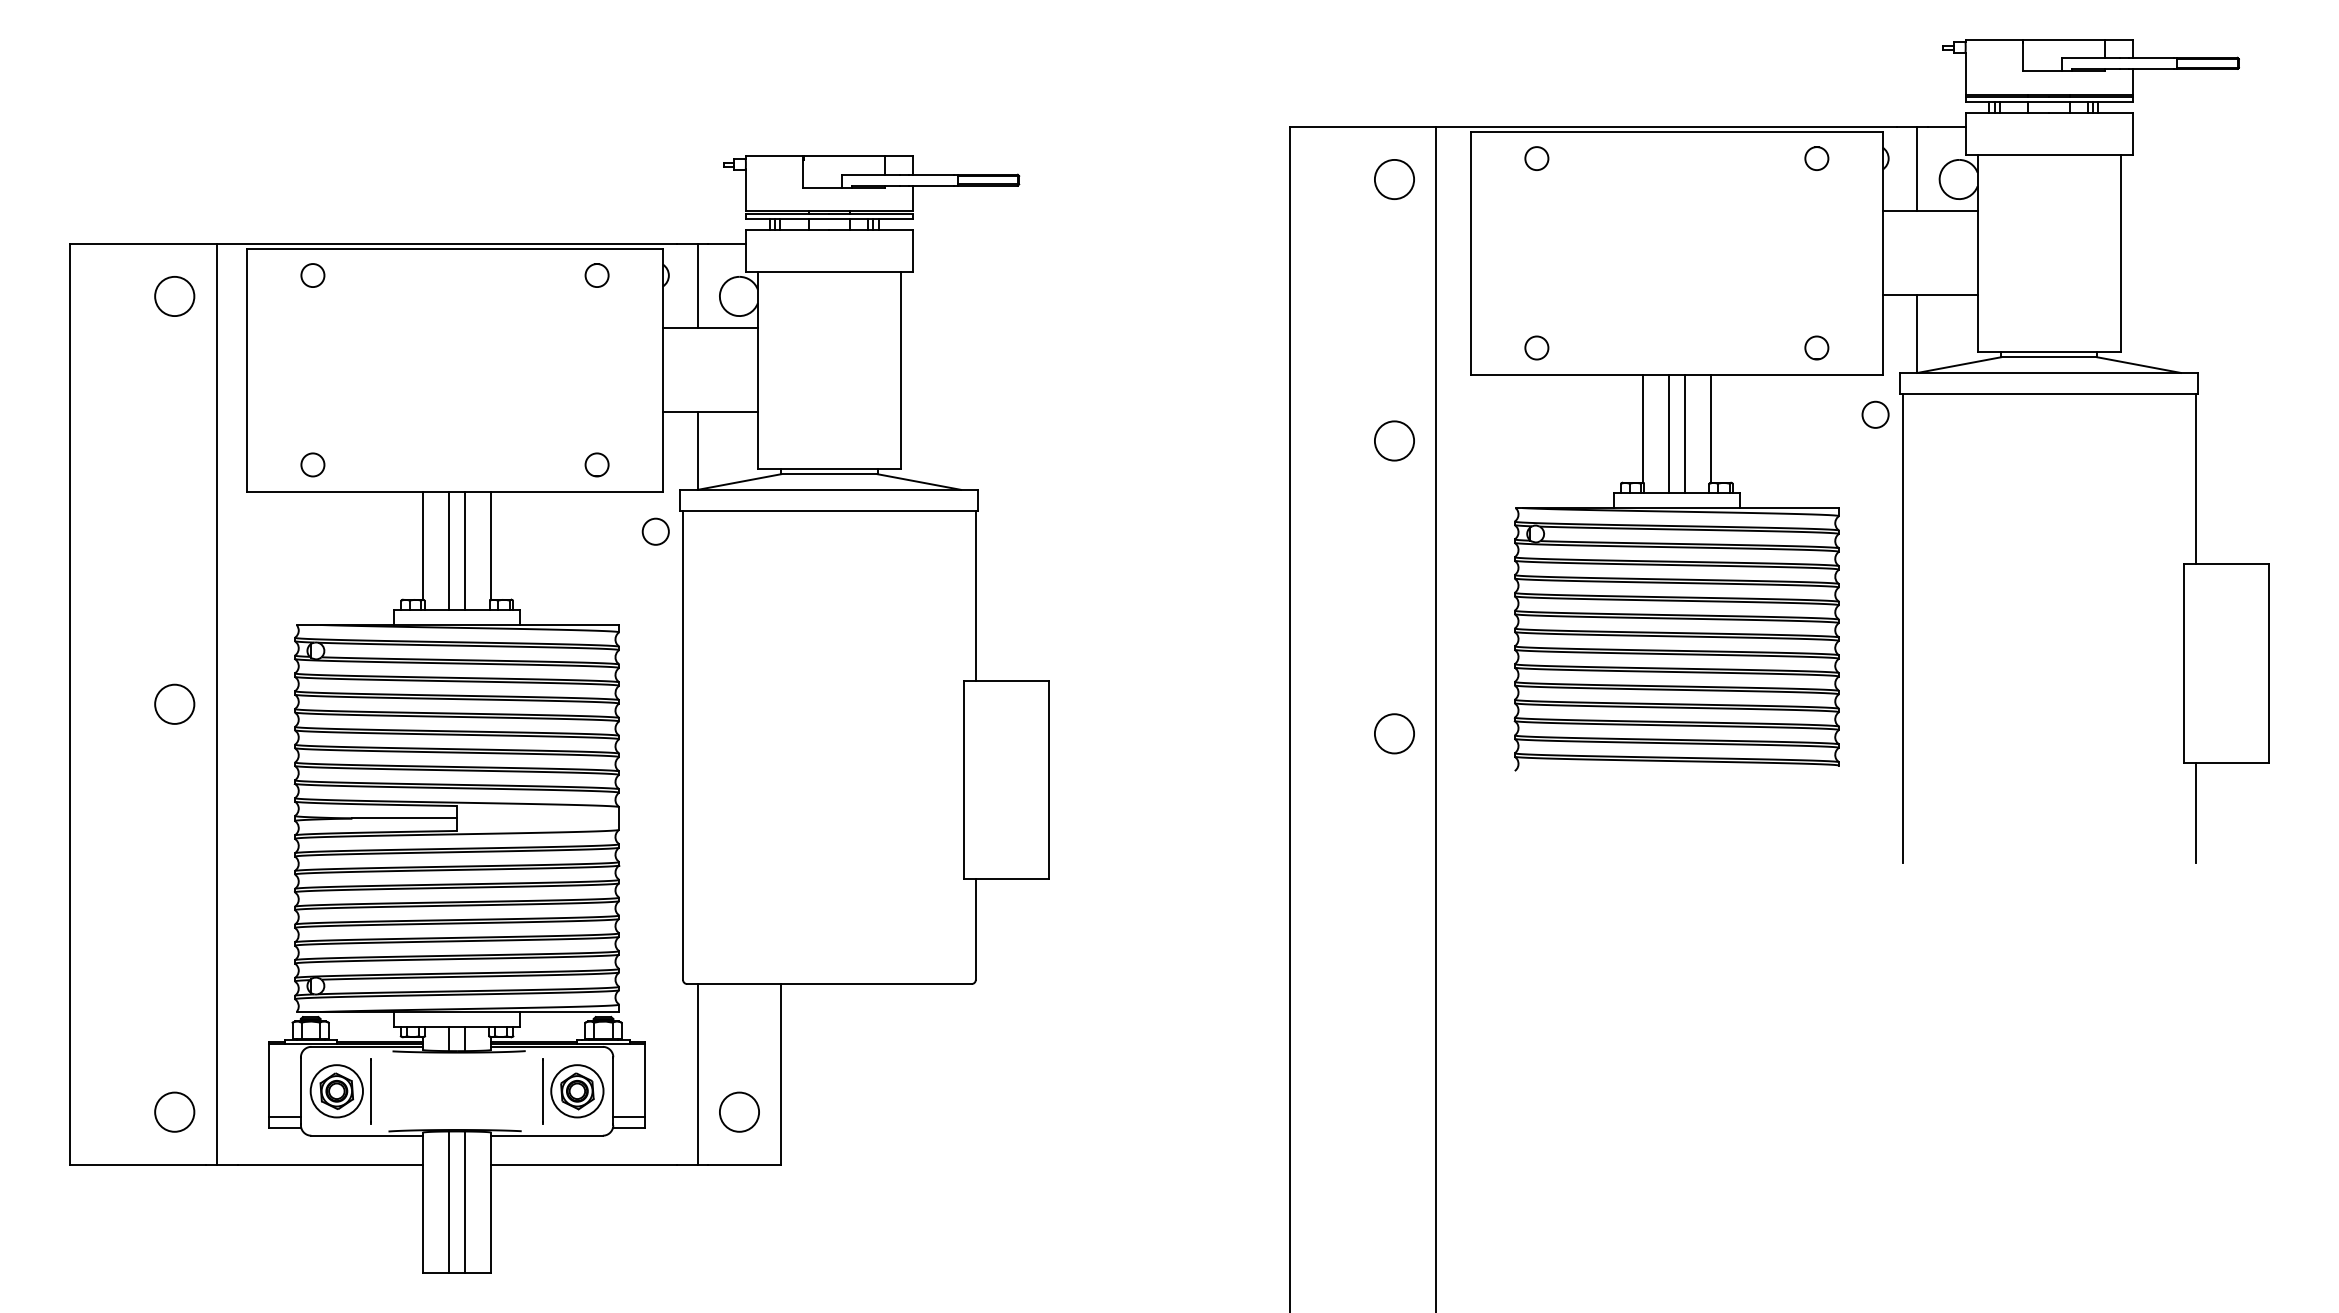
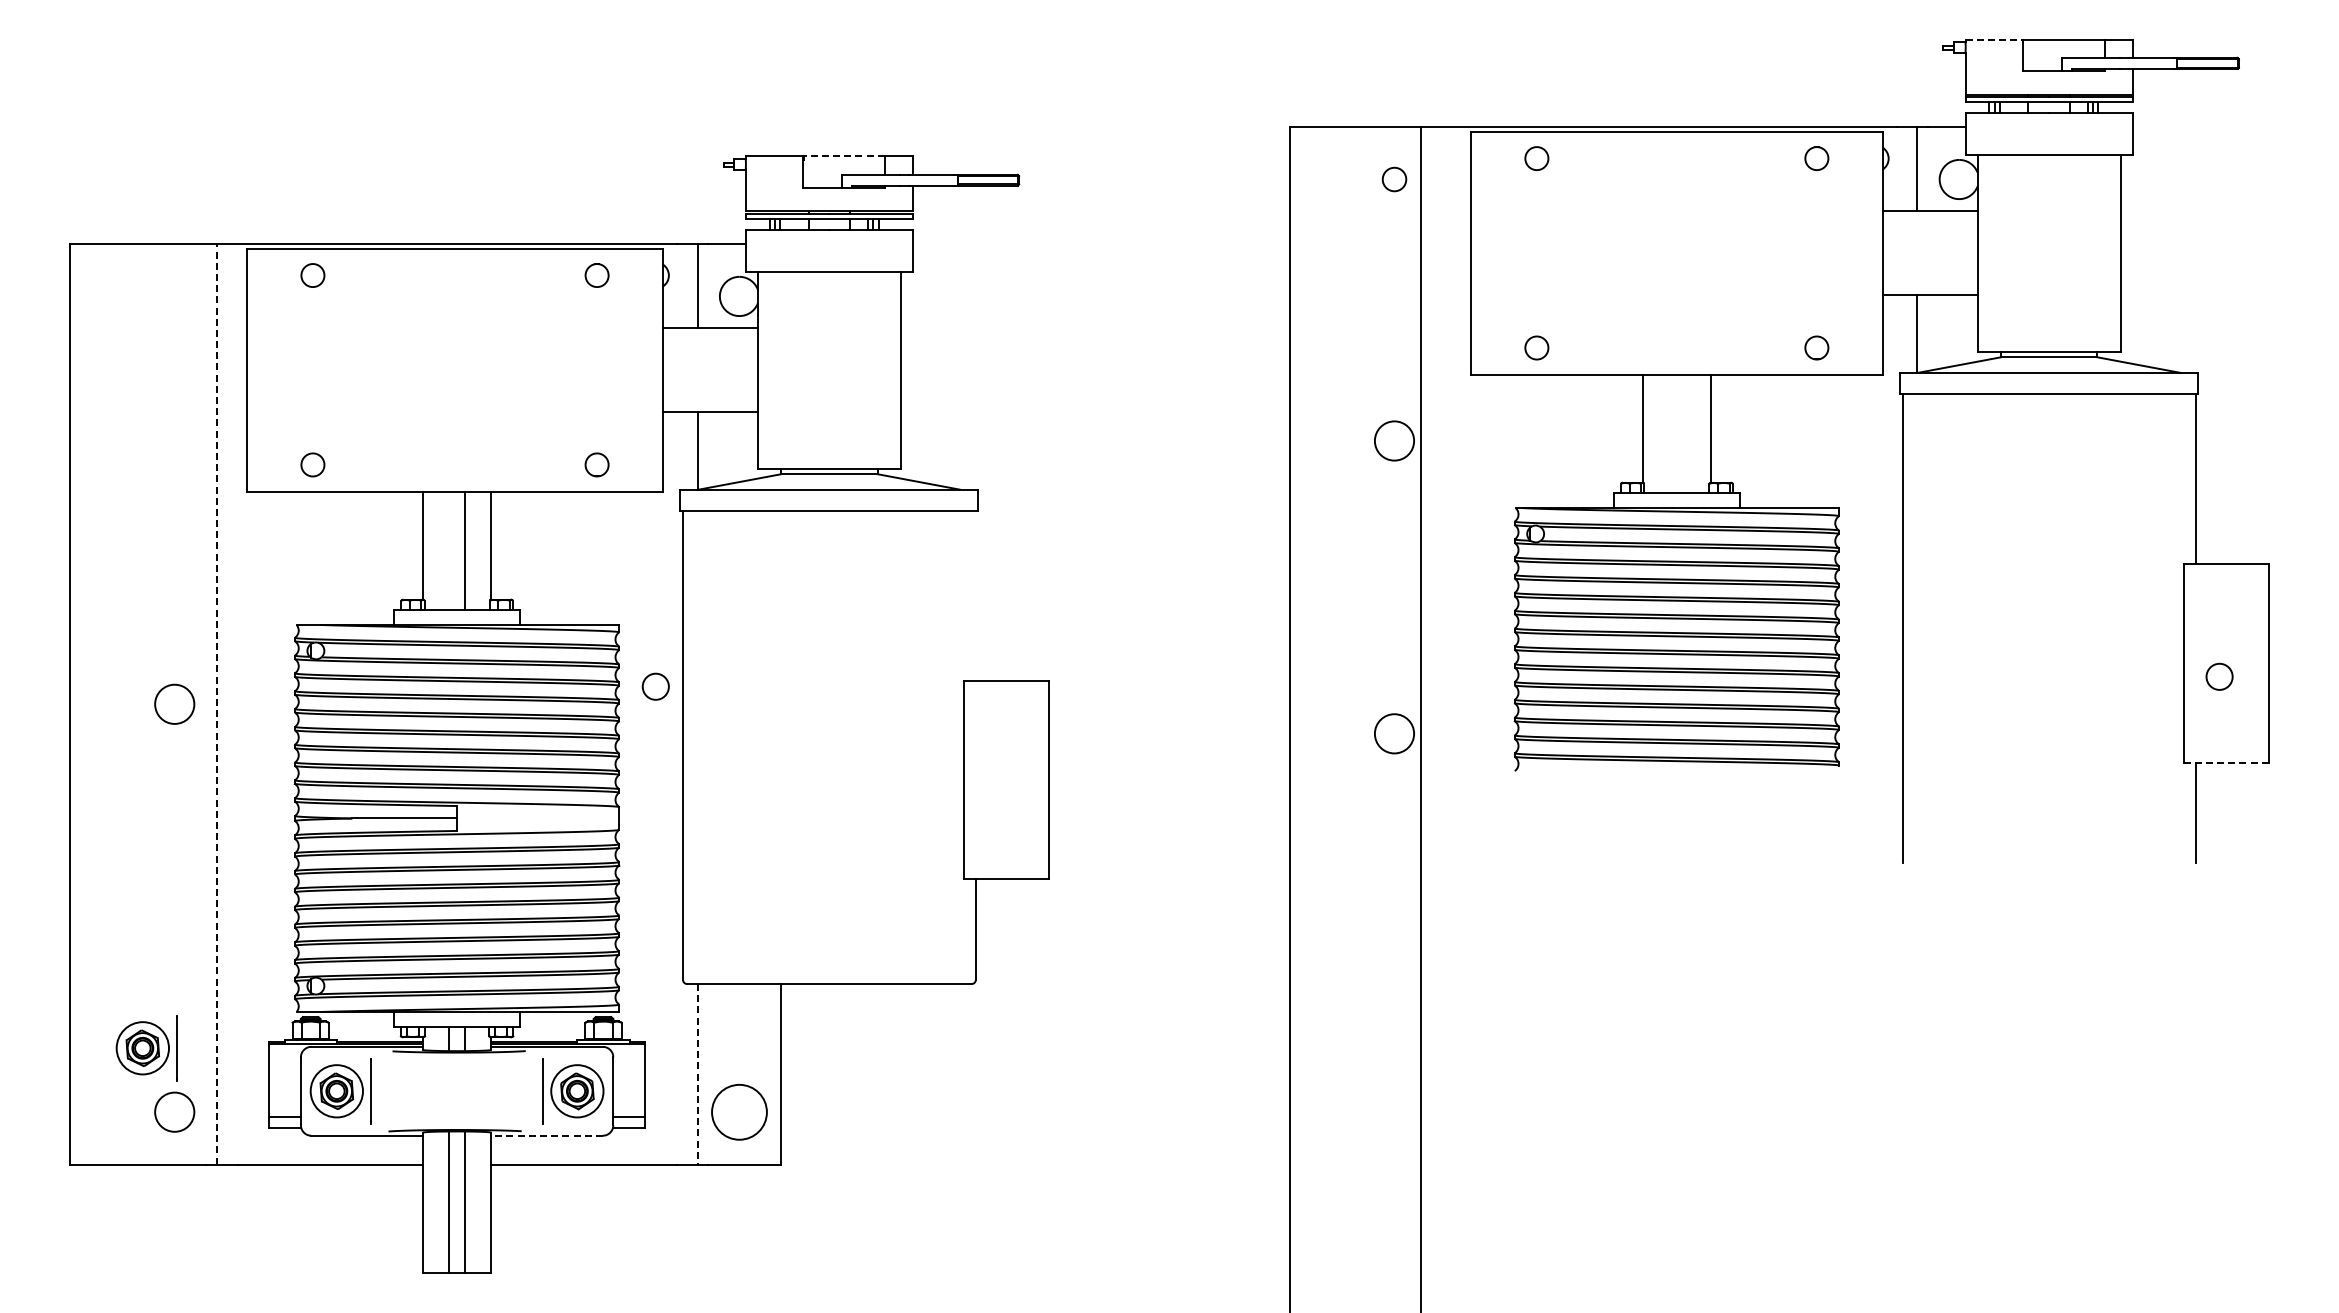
line: solid -> dashed (1994, 39)
line: solid -> dashed (844, 156)
circle diameter: 39 px -> 24 px (1394, 179)
circle: present -> none (174, 296)
circle position: (1875, 414) -> (2219, 676) (2219, 676)
line: present -> none (1669, 433)
line: present -> none (1684, 433)
circle position: (655, 531) -> (655, 686) (655, 686)
line: present -> none (449, 550)
line: present -> none (975, 595)
line: solid -> dashed (216, 703)
line position: (1436, 718) -> (1421, 718) (1421, 718)
line: solid -> dashed (2225, 762)
part: none -> present (146, 1048)
line: solid -> dashed (697, 1074)
circle size: 41x42 px -> 57x57 px (739, 1112)
line: solid -> dashed (547, 1135)
